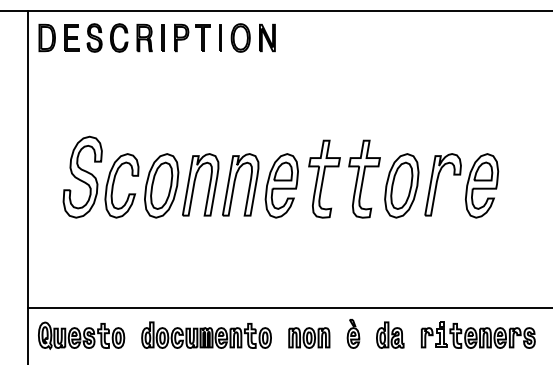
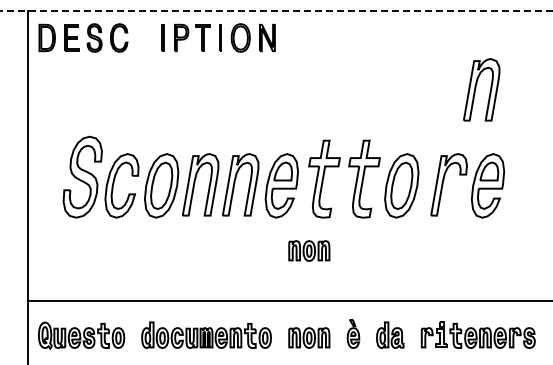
line: solid -> dashed (276, 11)
part: present -> none (144, 37)
part: none -> present (481, 89)
part position: (461, 185) -> (467, 185) (467, 185)
part: none -> present (309, 250)
line position: (288, 307) -> (288, 300) (288, 300)
